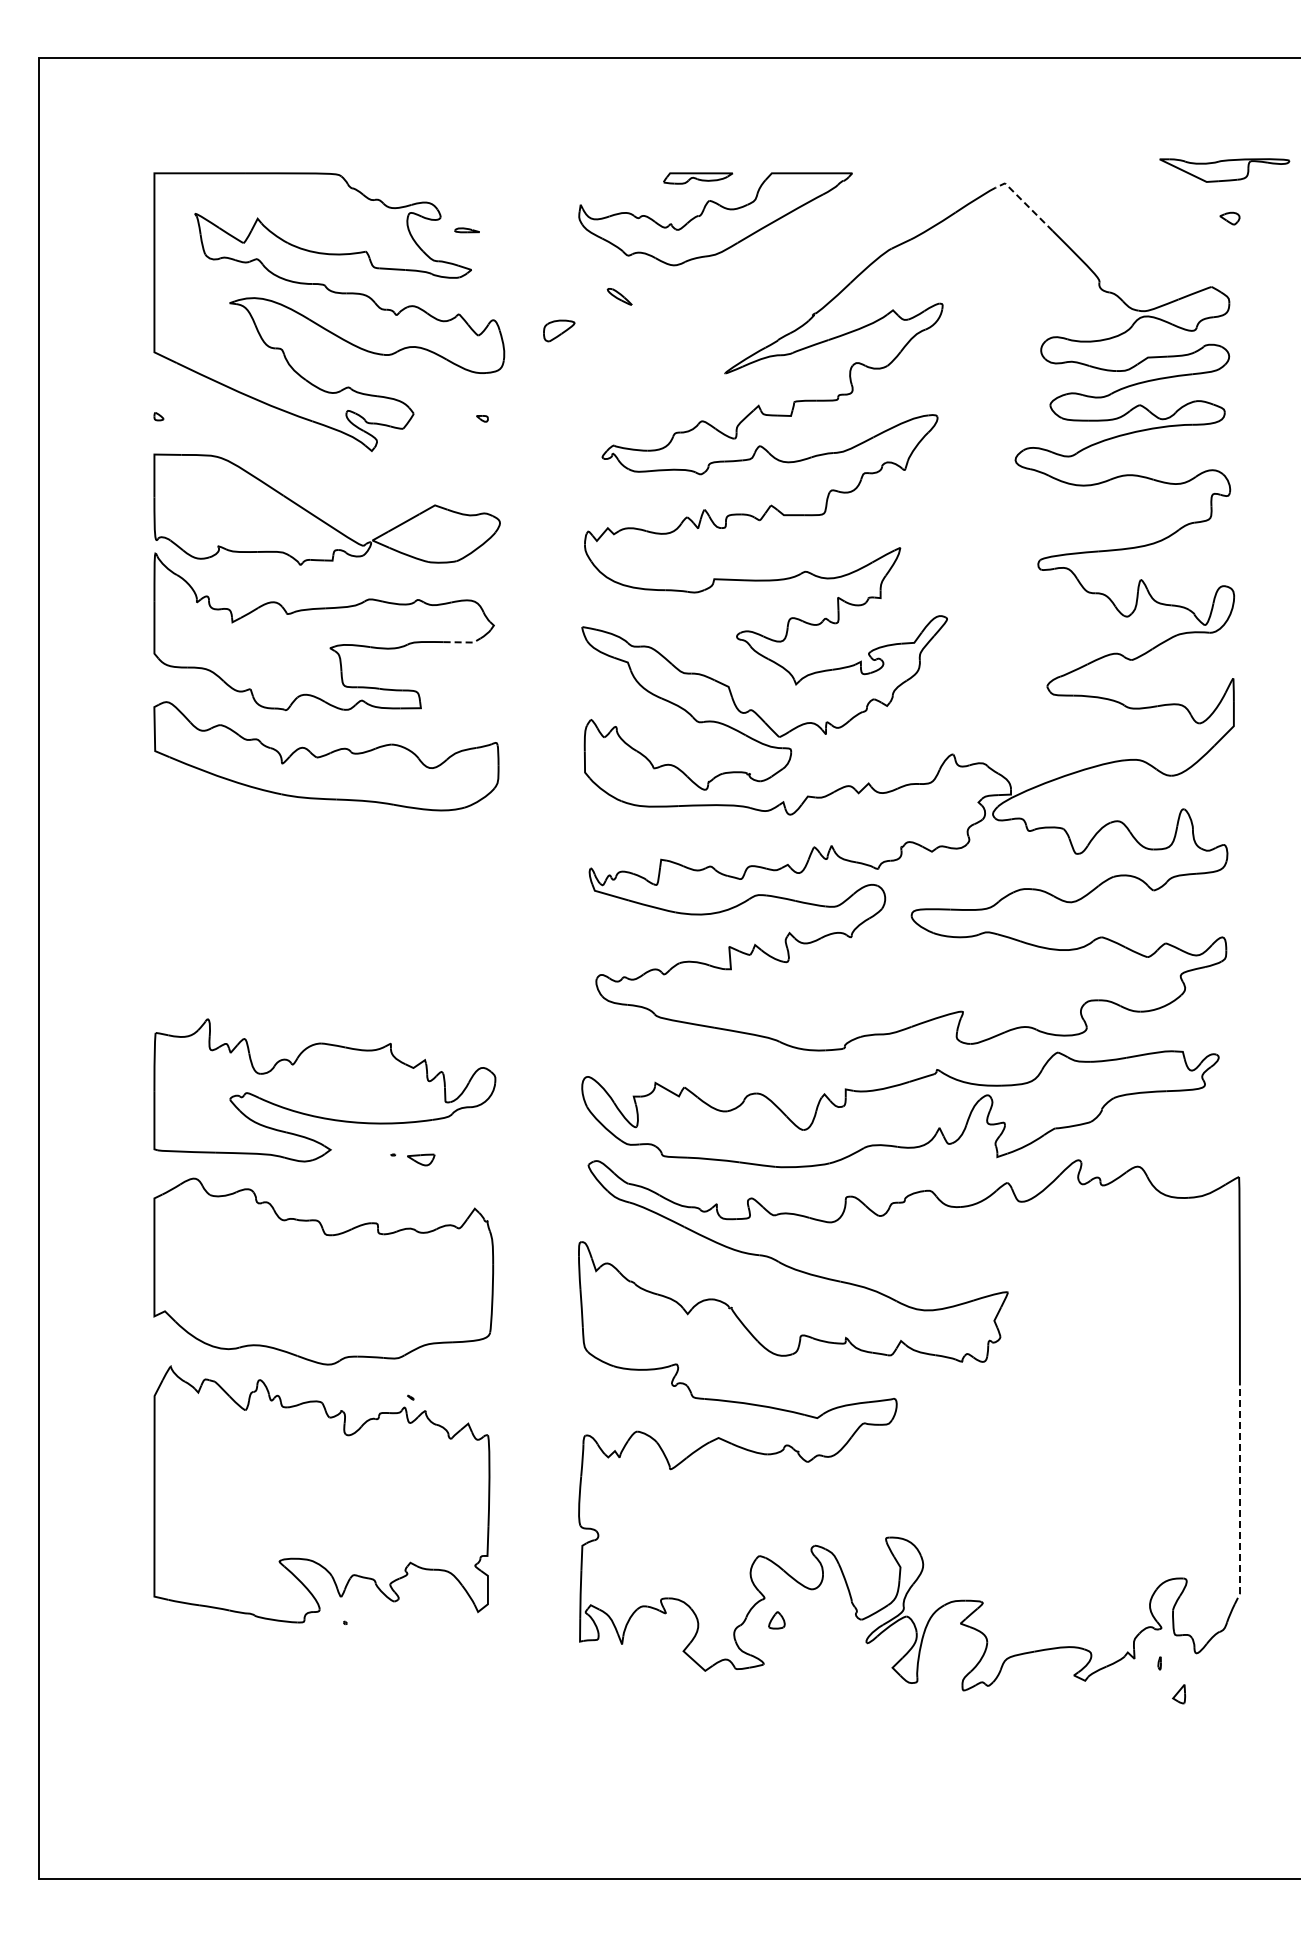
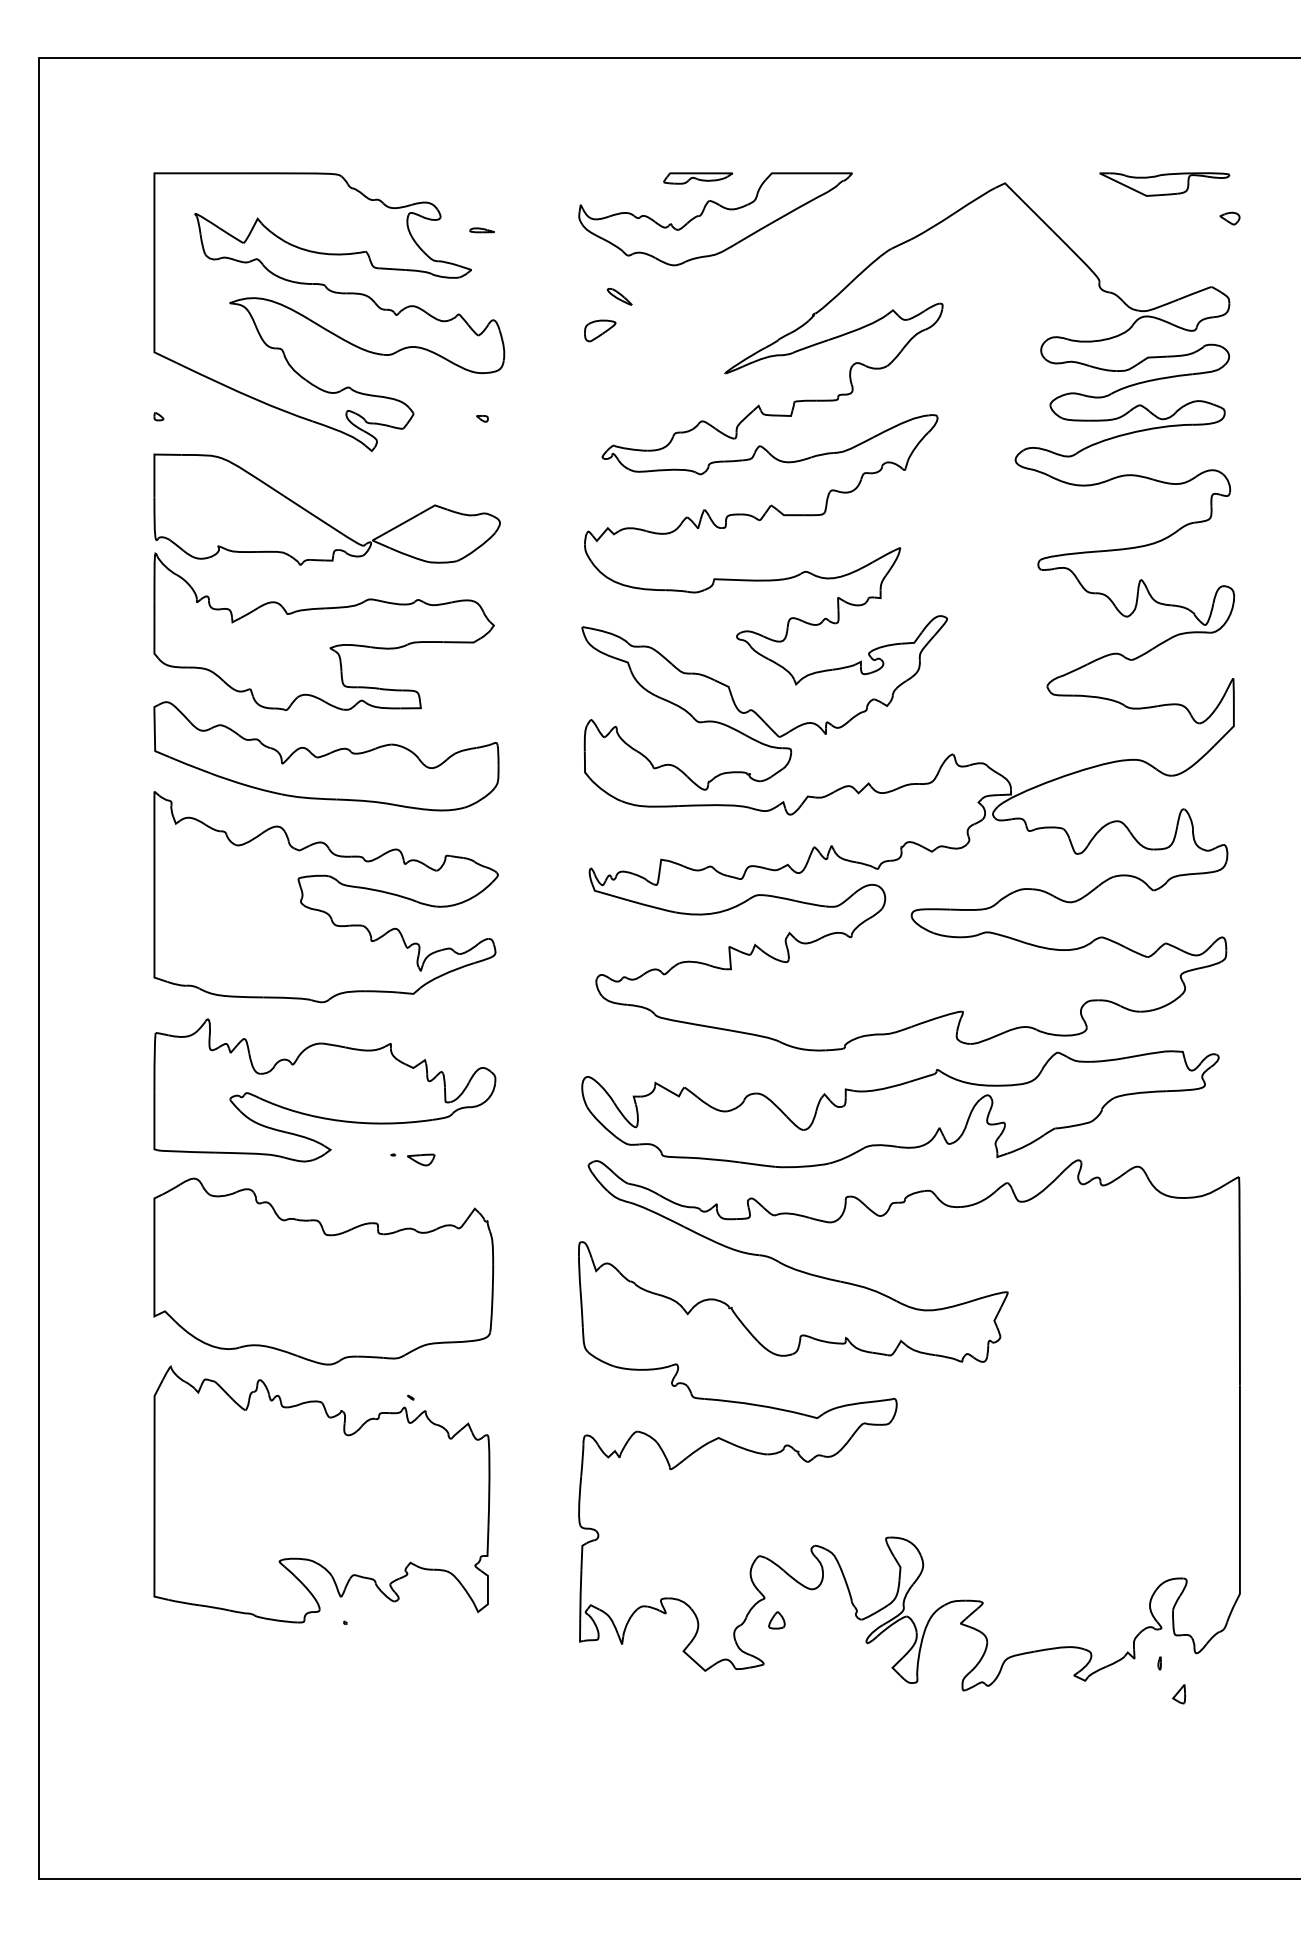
part position: (1224, 170) -> (1164, 184) (1164, 184)
line: dashed -> solid (1024, 202)
part position: (466, 230) -> (481, 230) (481, 230)
part position: (559, 330) -> (600, 330) (600, 330)
line: dashed -> solid (463, 642)
part: none -> present (320, 909)
line: dashed -> solid (1239, 1496)
